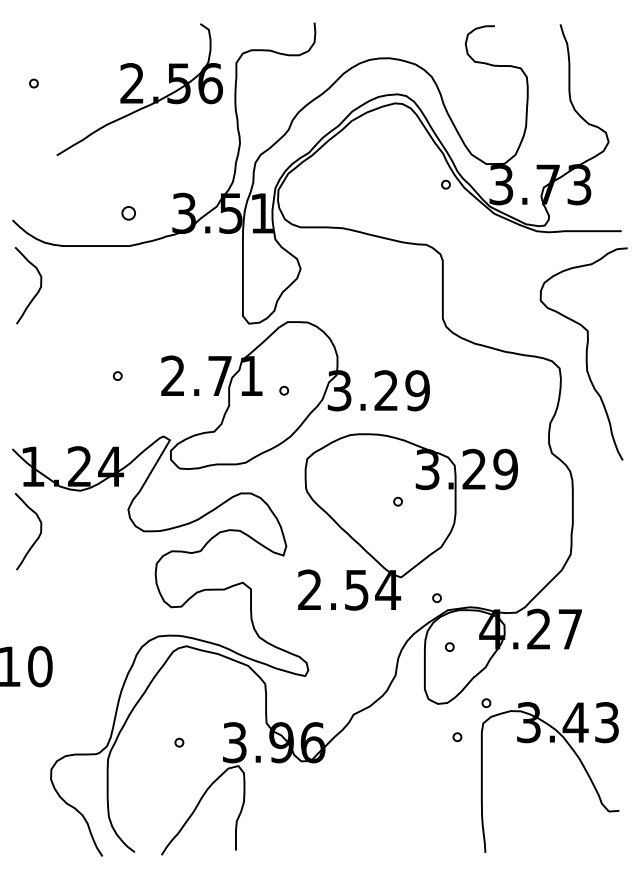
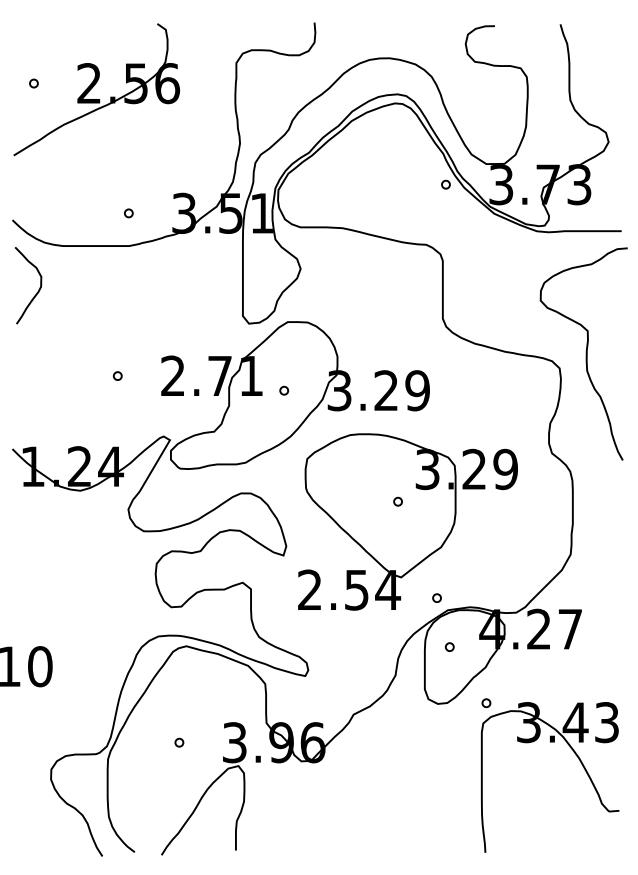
part position: (139, 89) -> (96, 89) (96, 89)
part size: 15x15 px -> 10x11 px (128, 213)
curve: present -> none (36, 538)
part: present -> none (457, 737)
